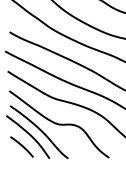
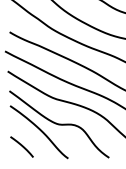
curve: present -> none (29, 135)
